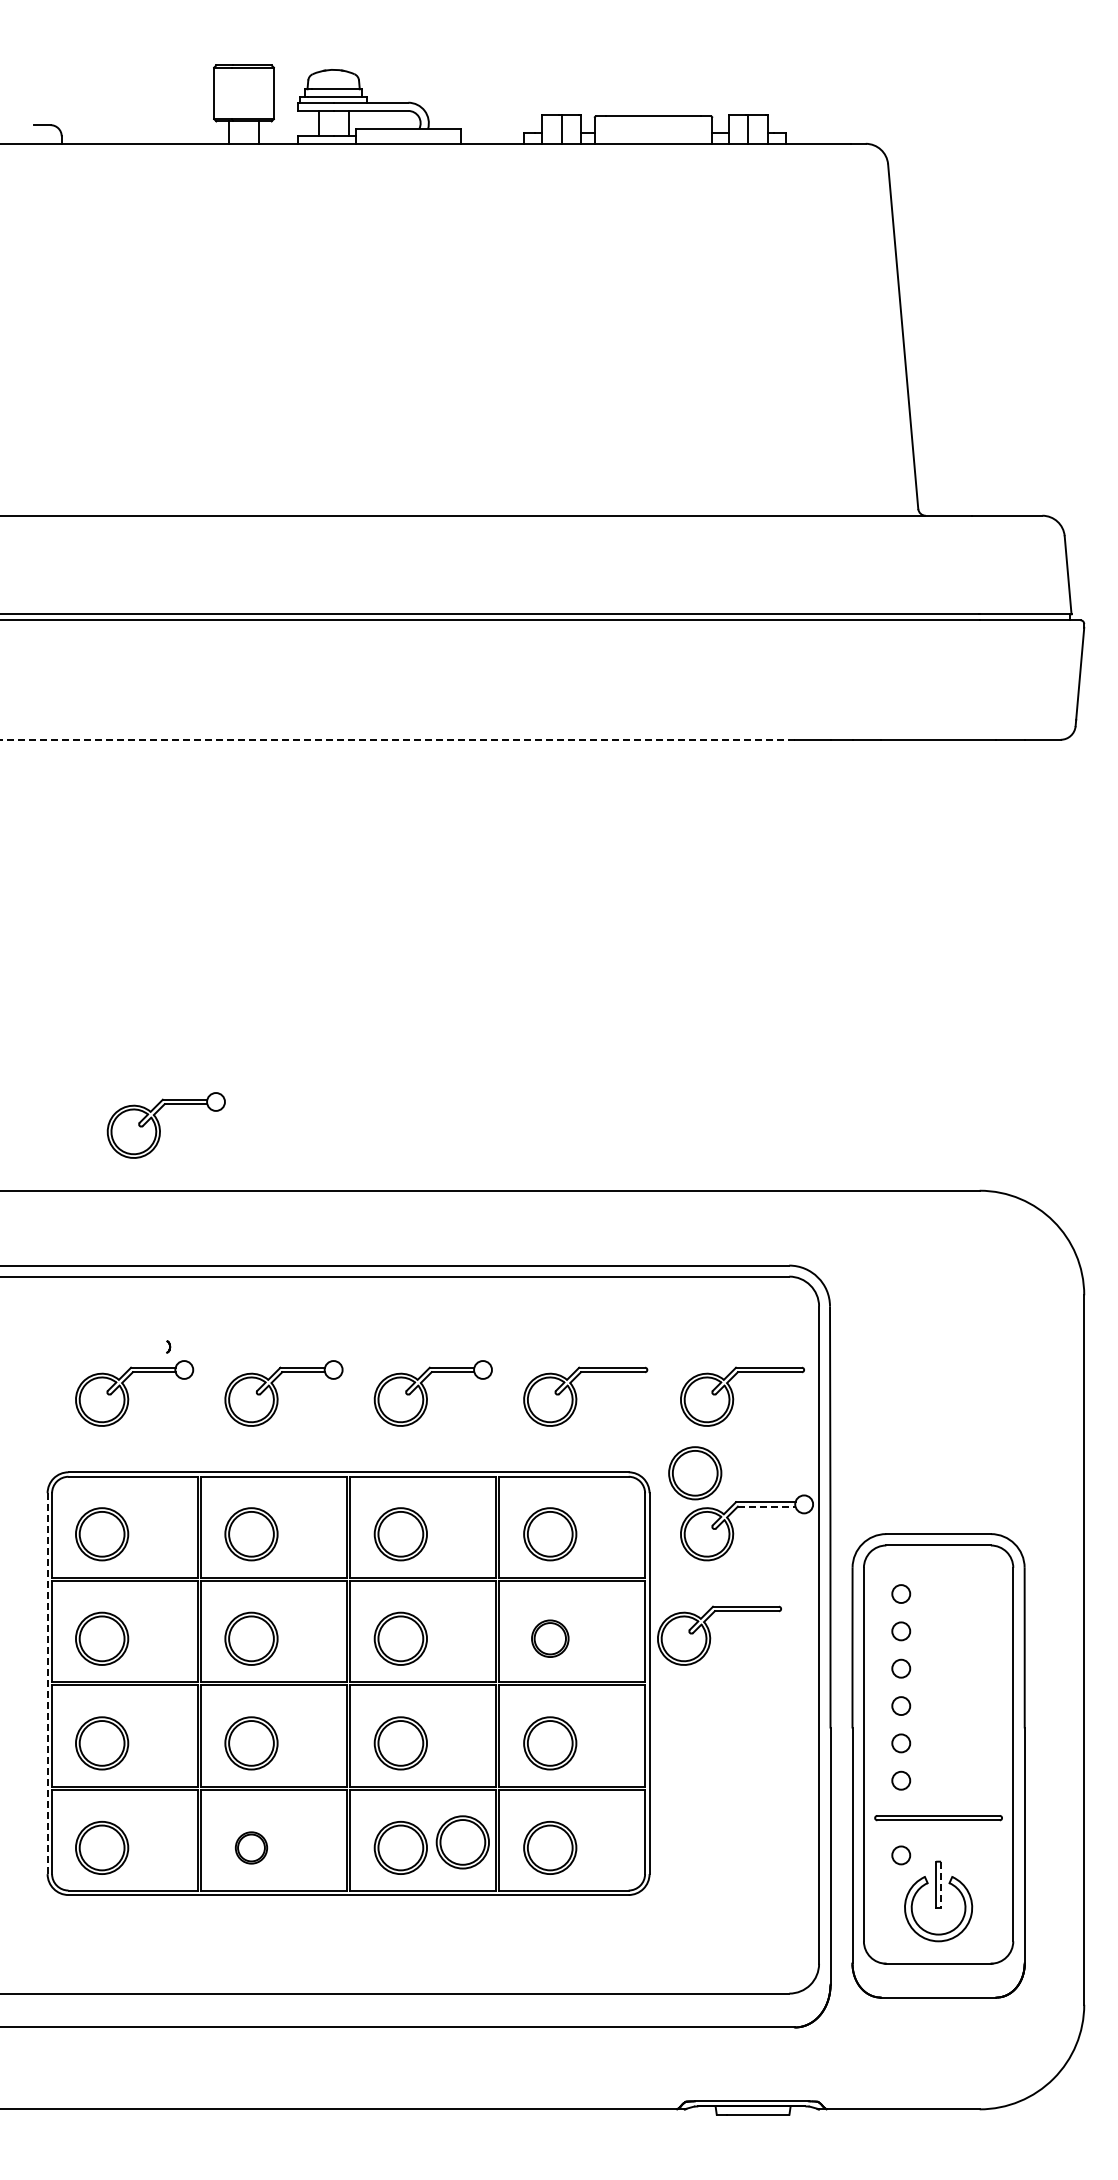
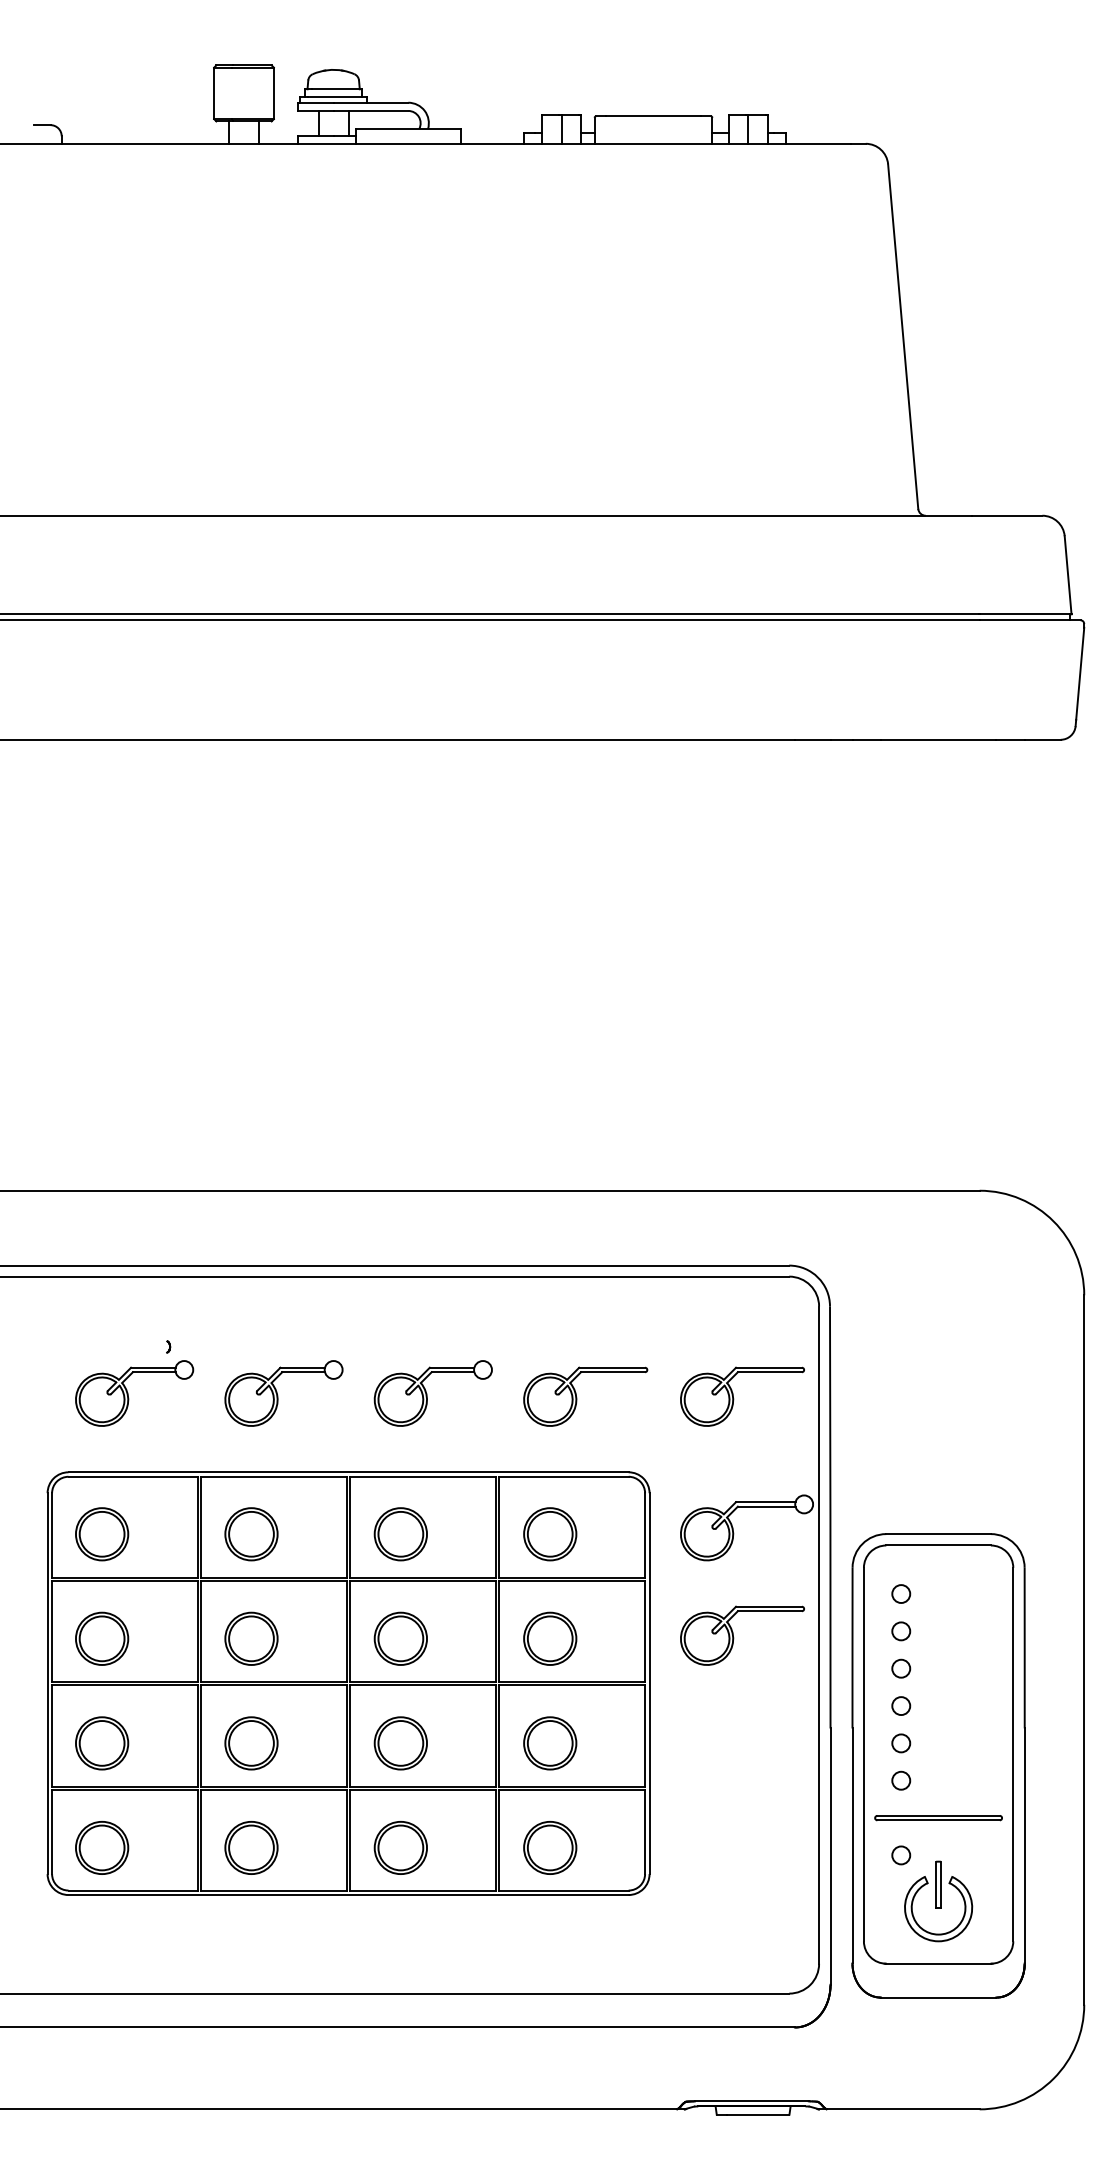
line: dashed -> solid (397, 739)
part: present -> none (165, 1125)
part: present -> none (695, 1473)
line: dashed -> solid (766, 1506)
part position: (711, 1637) -> (734, 1637) (734, 1637)
part size: 39x39 px -> 55x55 px (550, 1638)
line: dashed -> solid (47, 1684)
part: present -> none (462, 1842)
part size: 35x34 px -> 55x54 px (251, 1847)
line: dashed -> solid (941, 1884)
